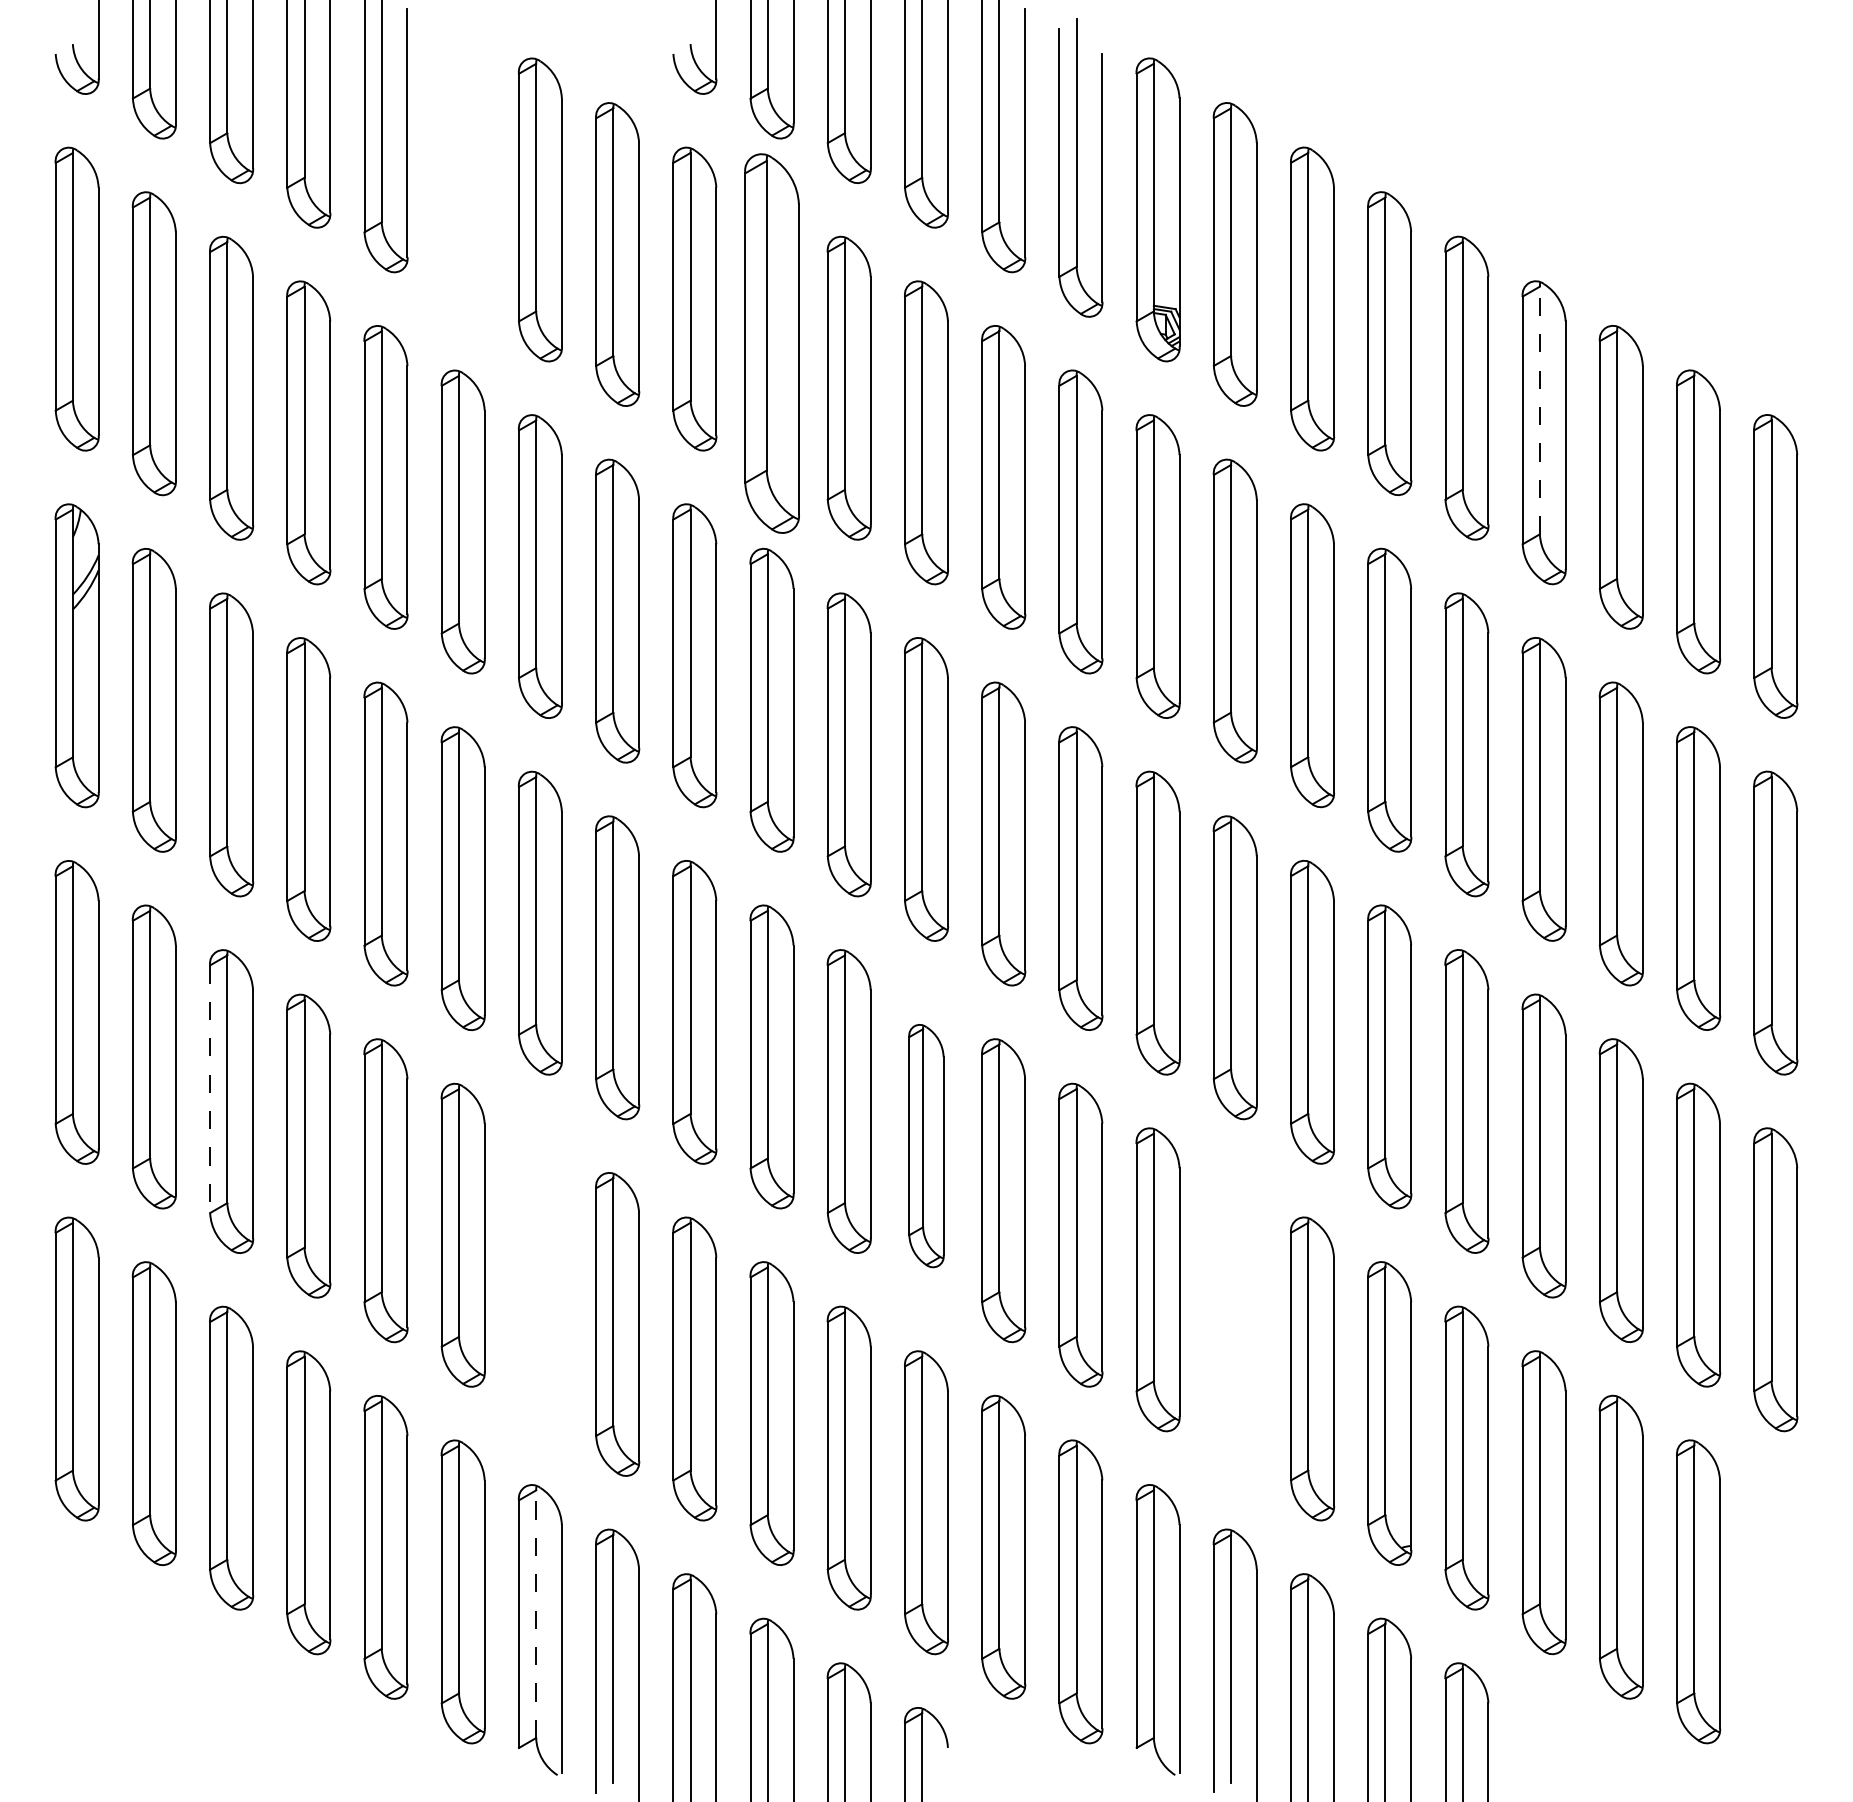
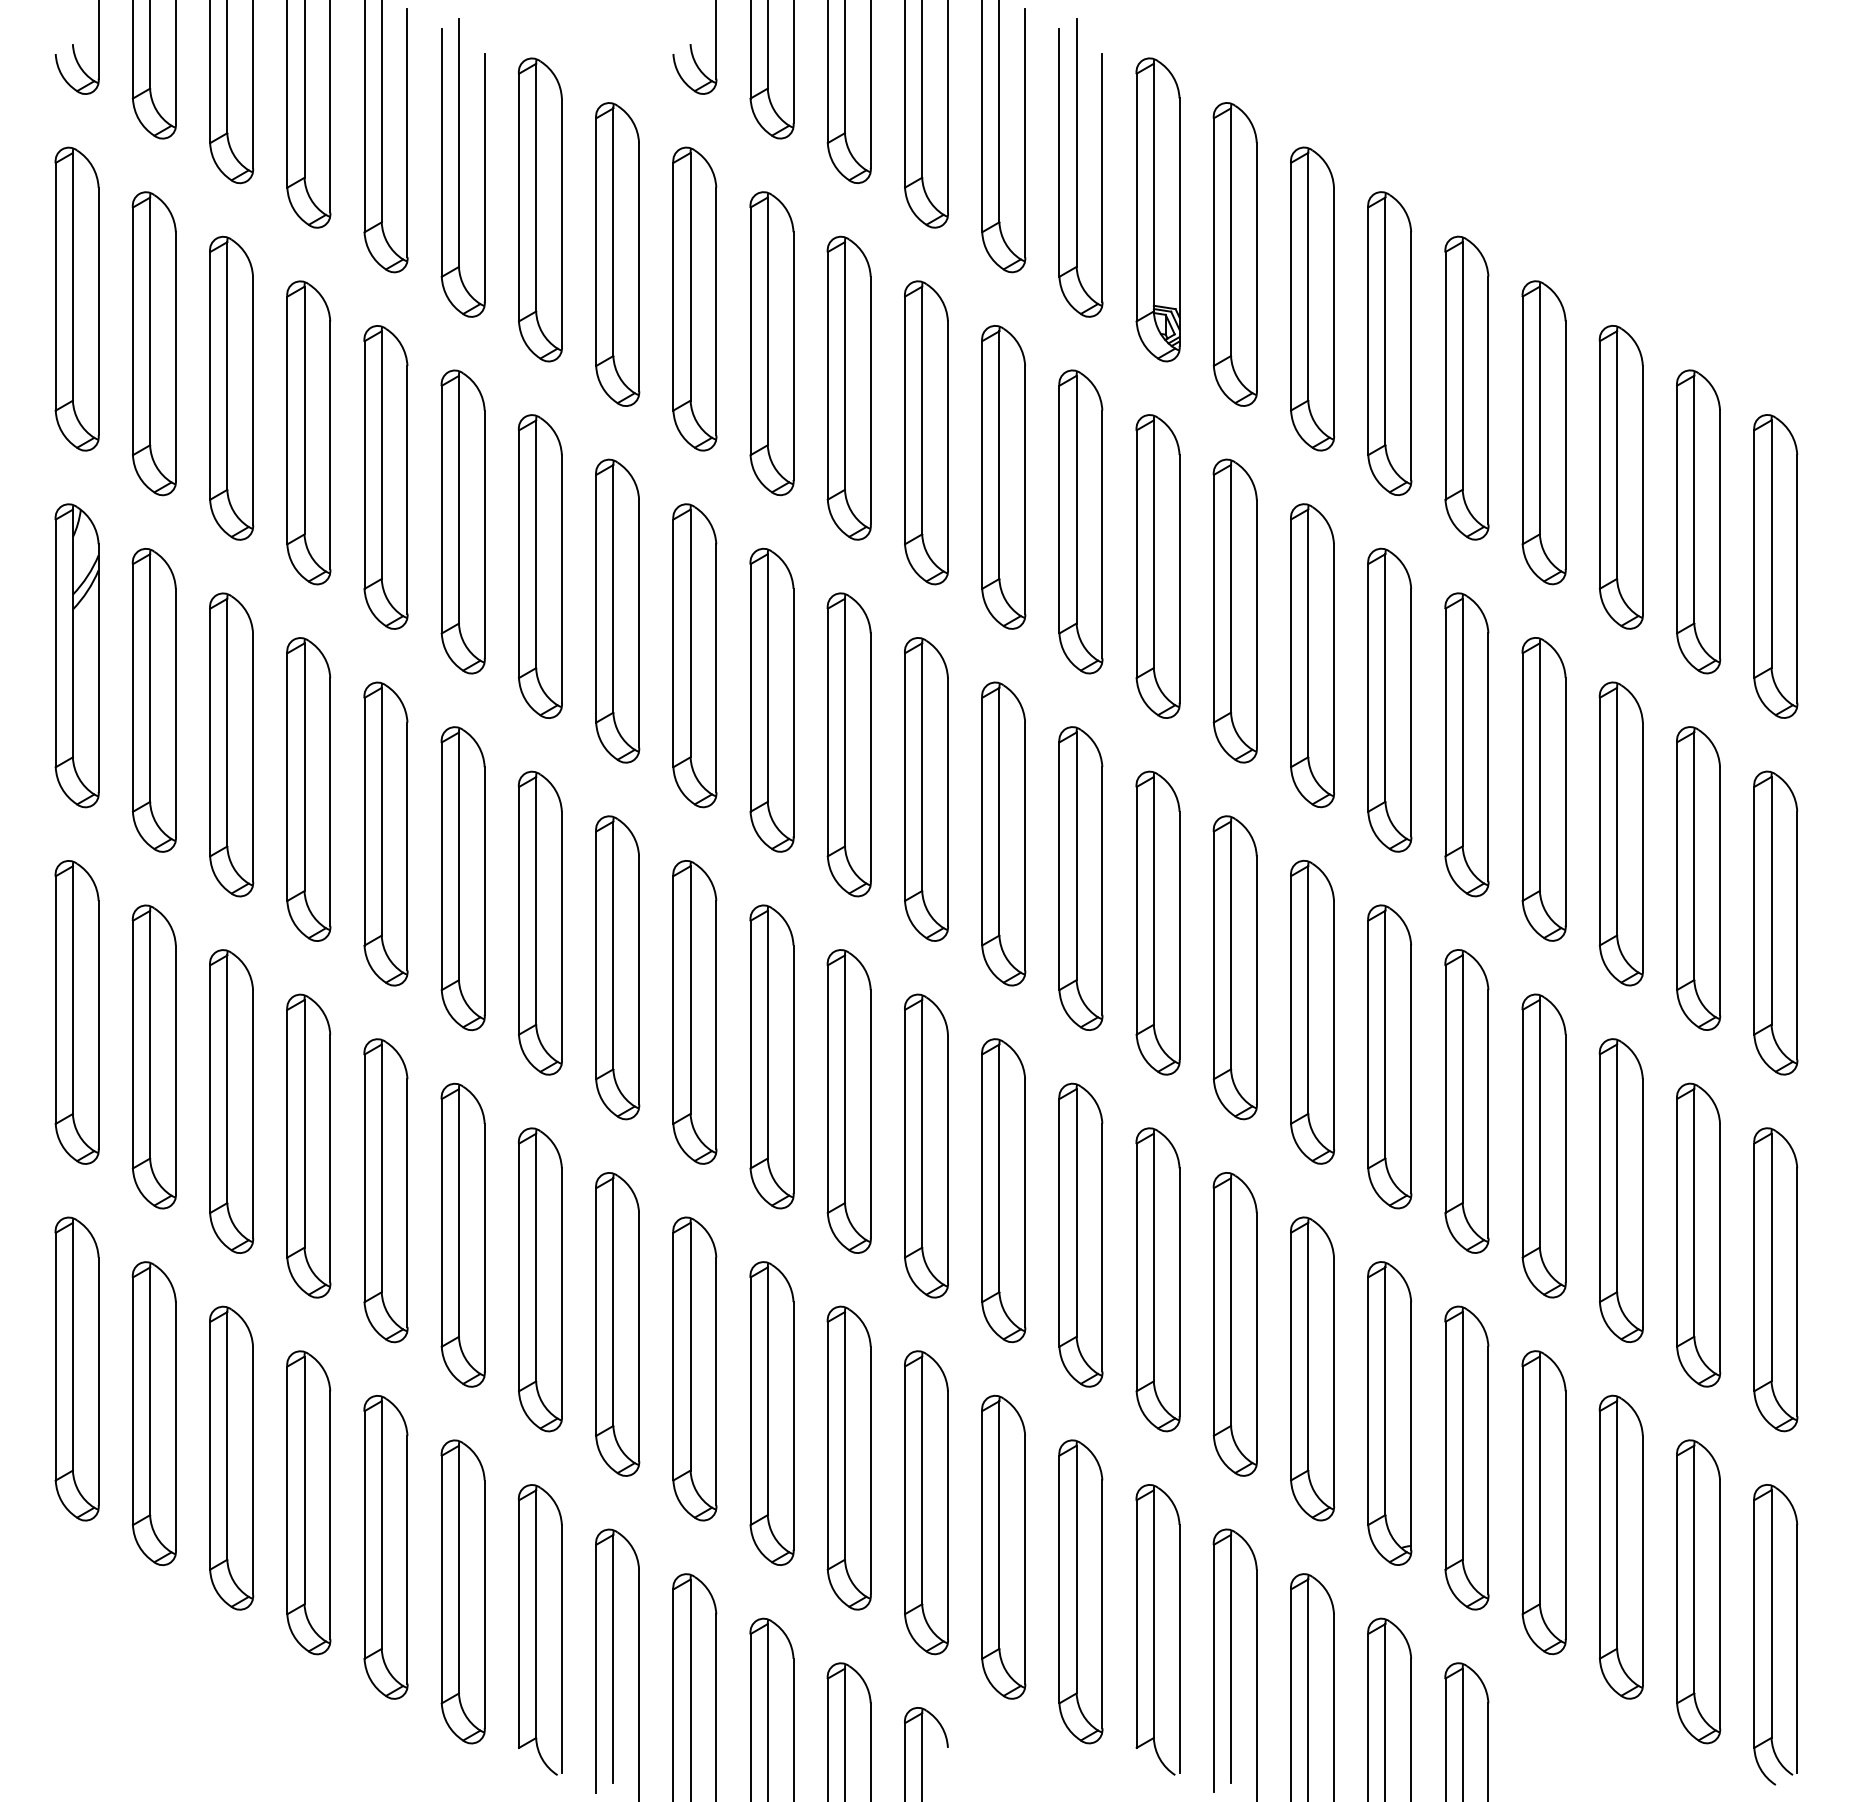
part: none -> present (462, 167)
part size: 56x381 px -> 46x306 px (771, 343)
line: dashed -> solid (1539, 410)
line: dashed -> solid (210, 1089)
part size: 37x245 px -> 45x306 px (926, 1145)
part: none -> present (539, 1279)
part: none -> present (1234, 1324)
line: dashed -> solid (536, 1614)
part: none -> present (1775, 1634)
